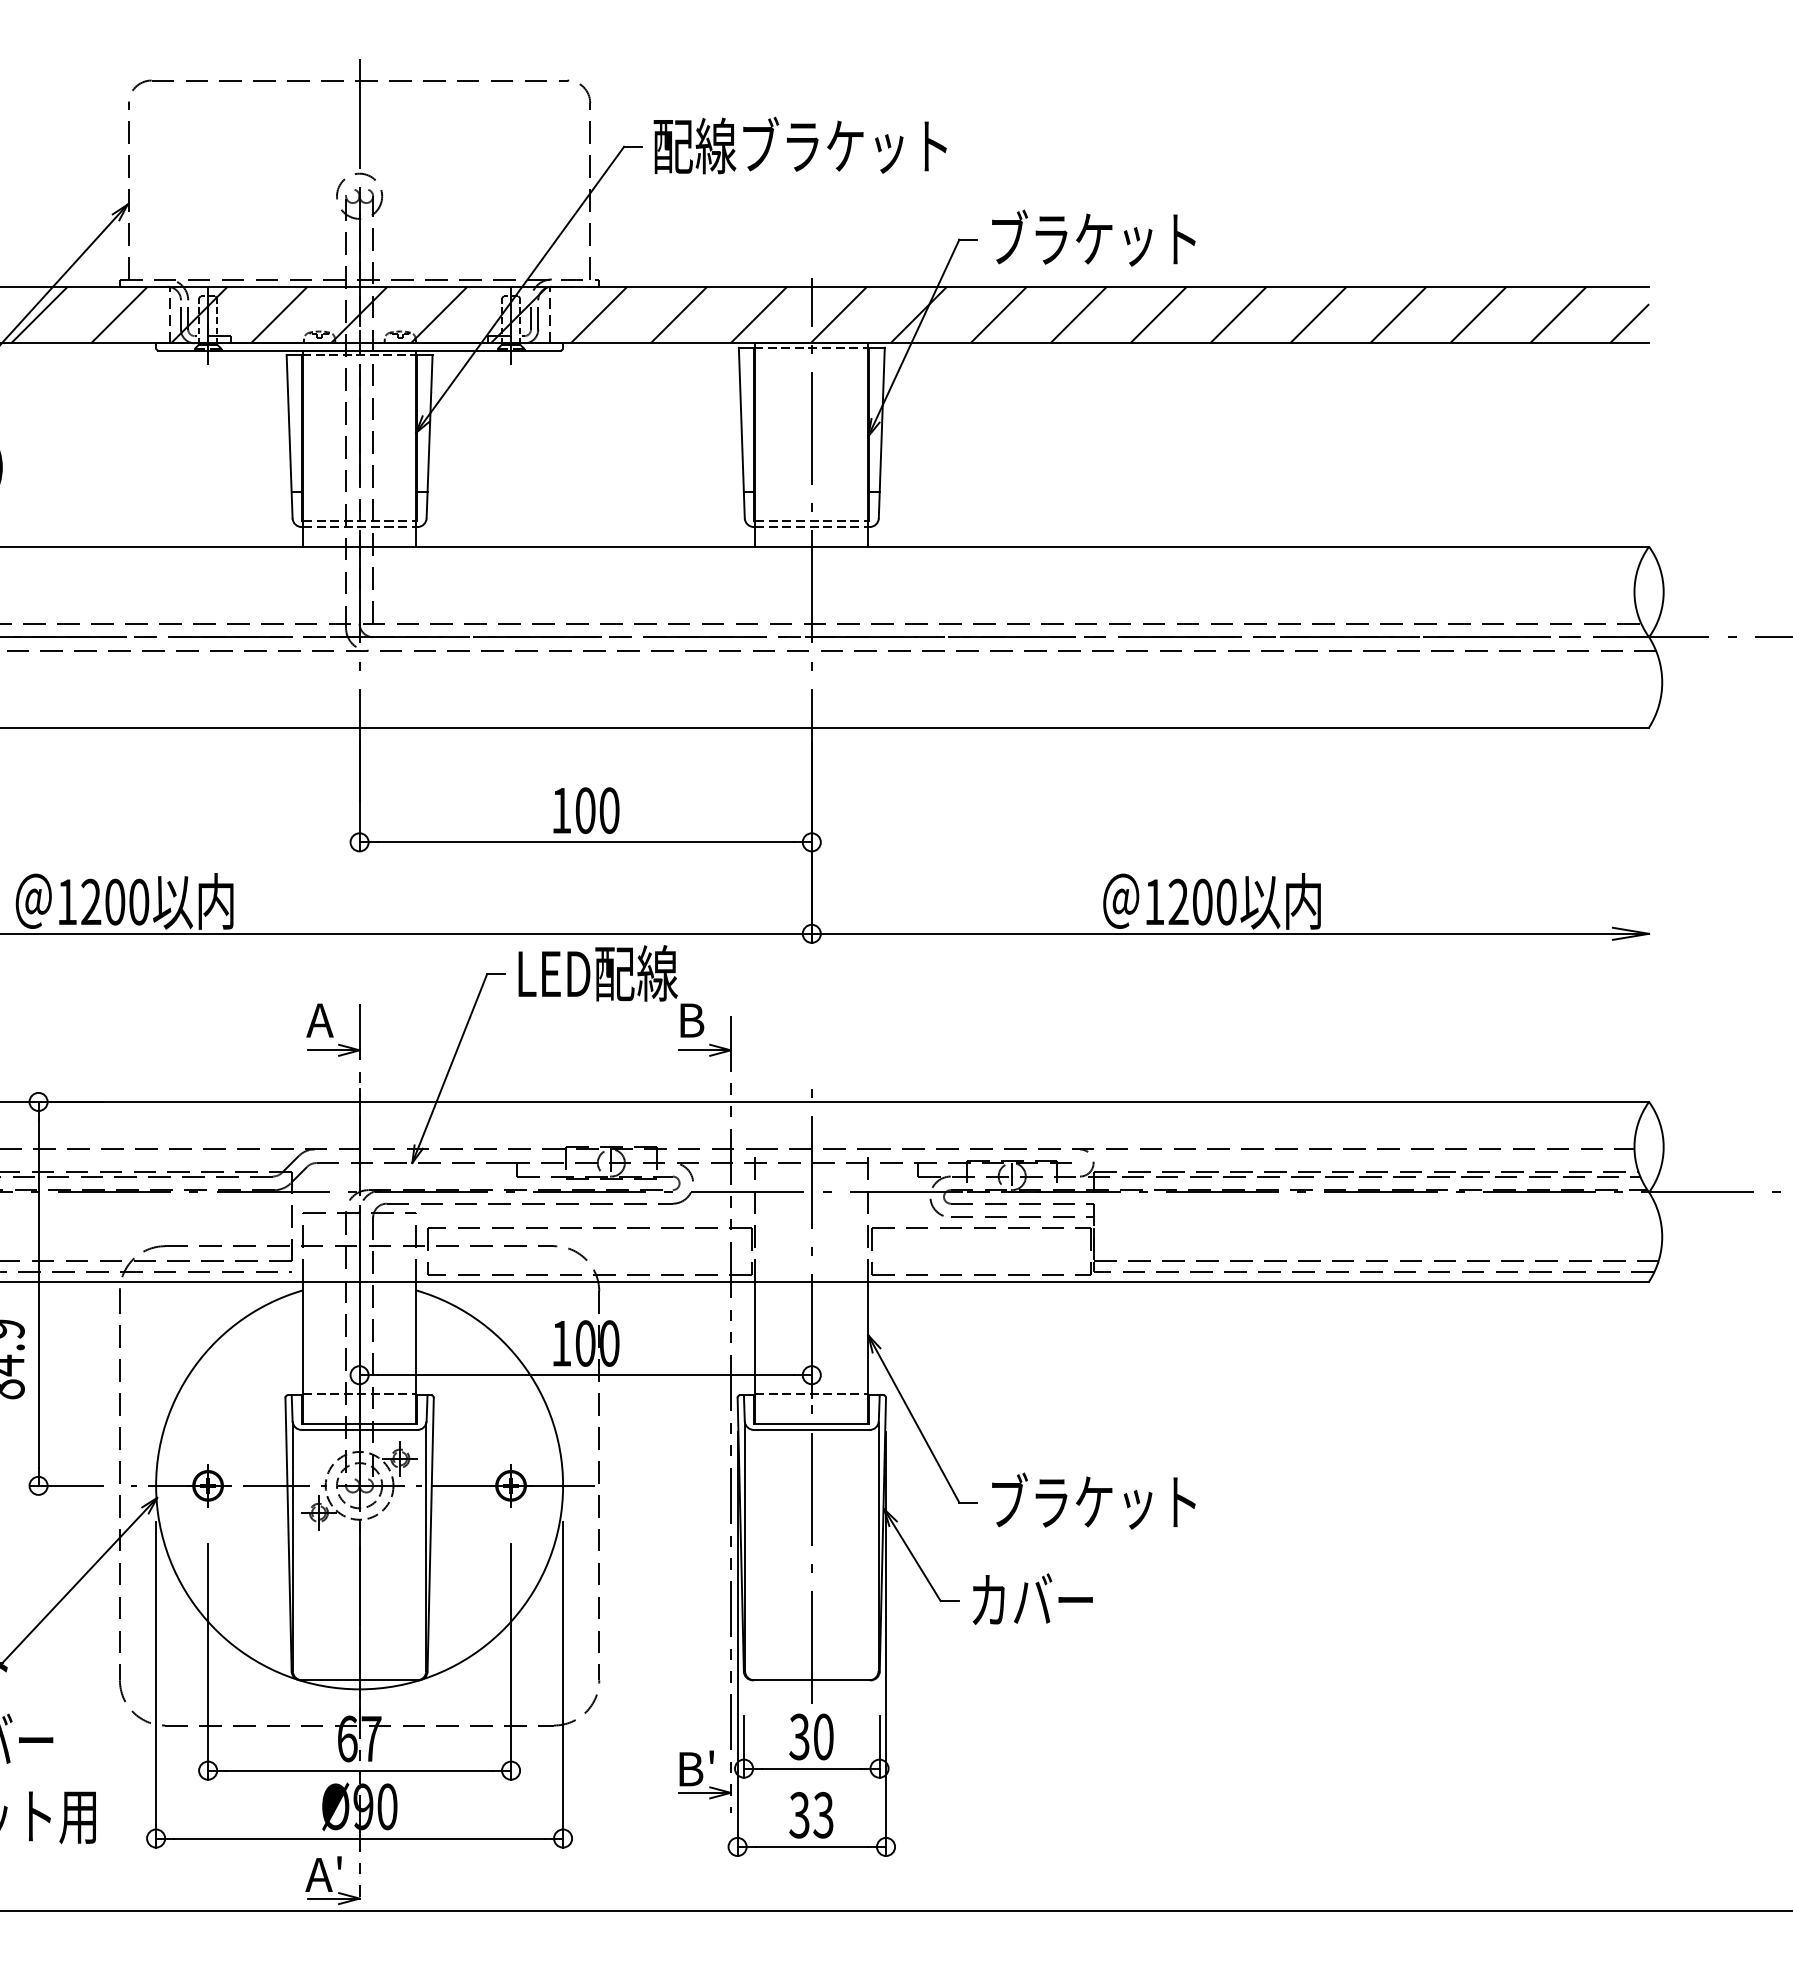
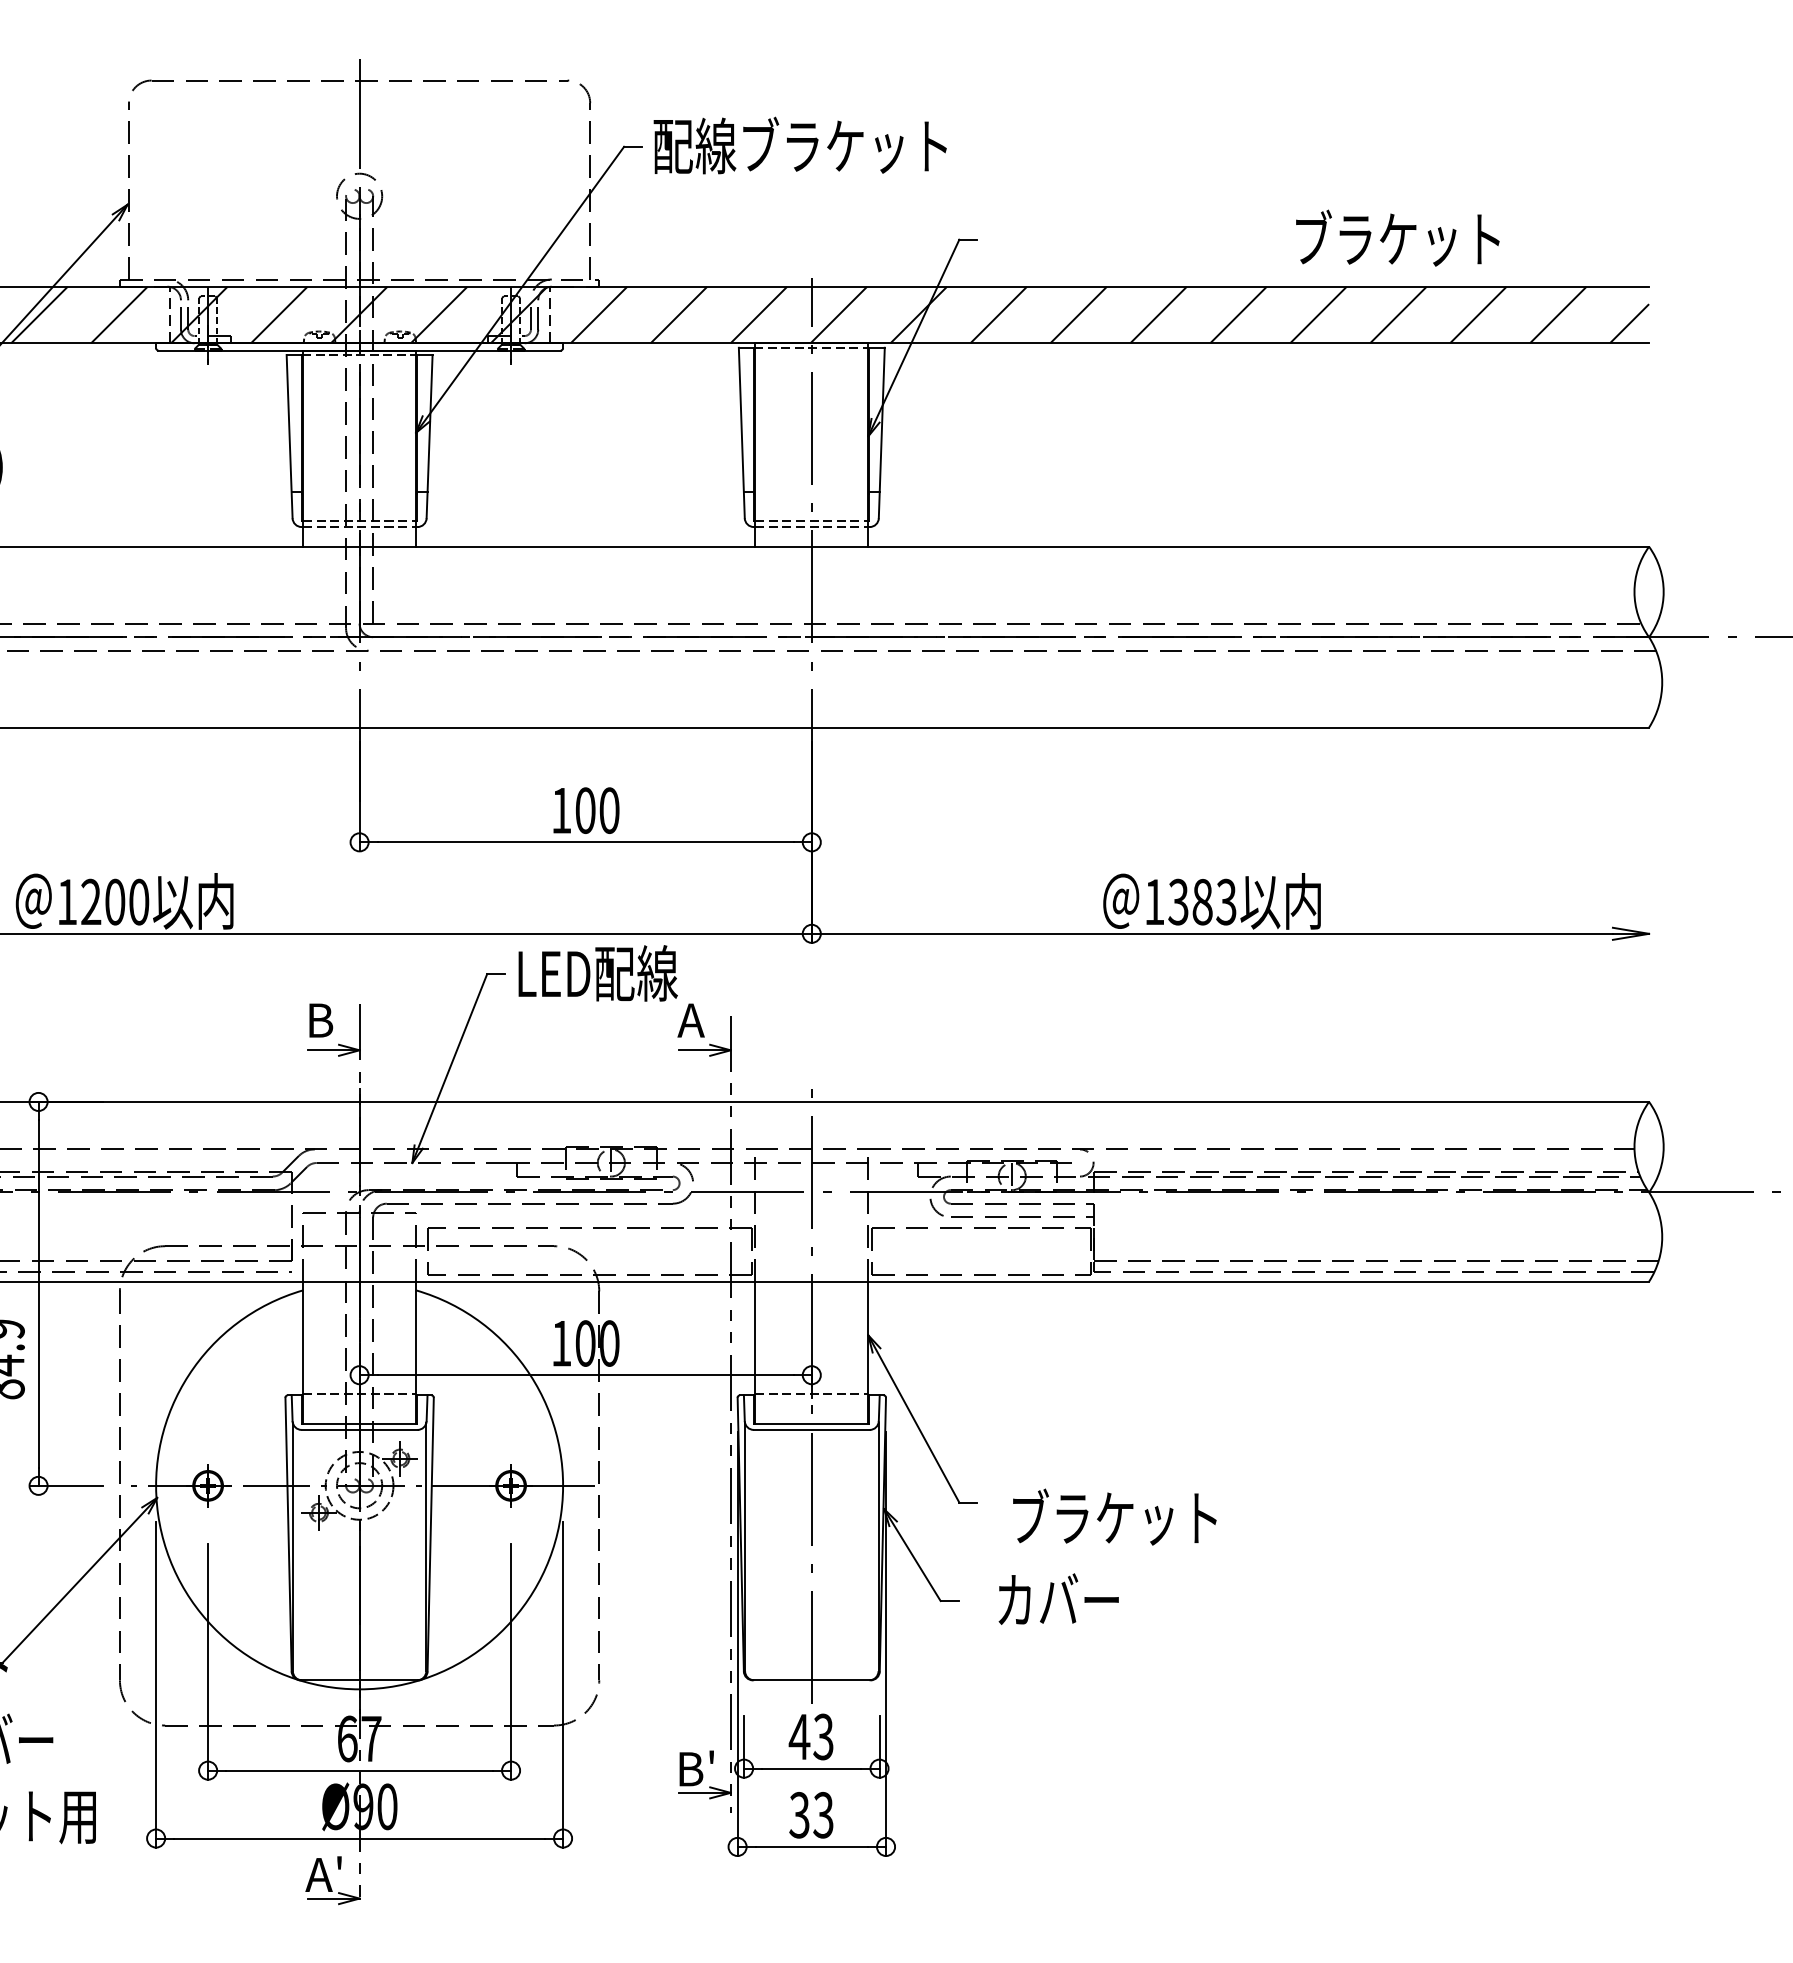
text position: (1093, 237) -> (1397, 237) (1397, 237)
text: 1200 -> 1383 (1202, 901)
text: A -> B (319, 1020)
text: B -> A (690, 1020)
text position: (1093, 1500) -> (1114, 1516) (1114, 1516)
text position: (1032, 1598) -> (1058, 1598) (1058, 1598)
text: 30 -> 43 (810, 1736)
line: present -> none (895, 1910)
